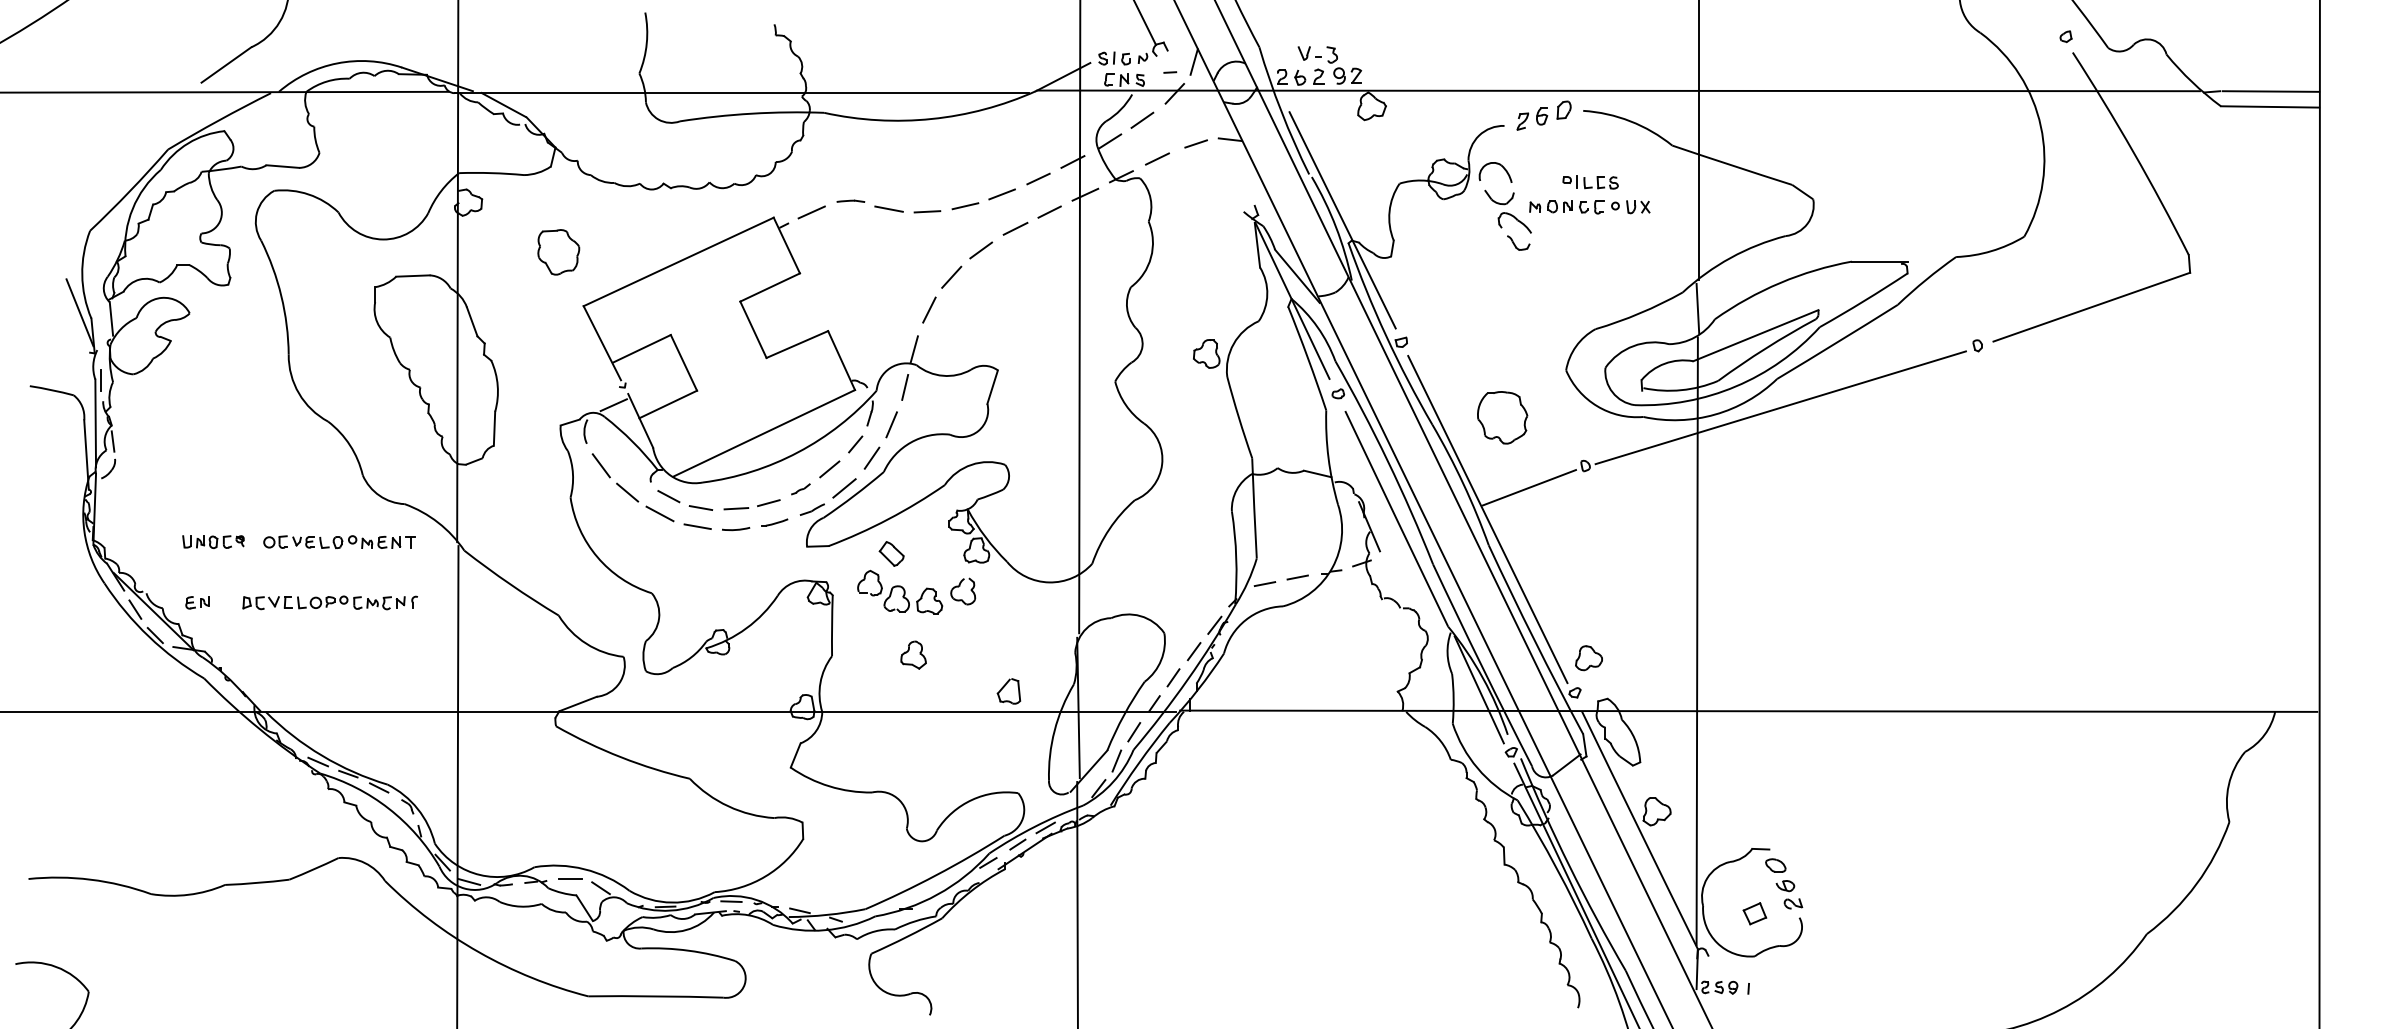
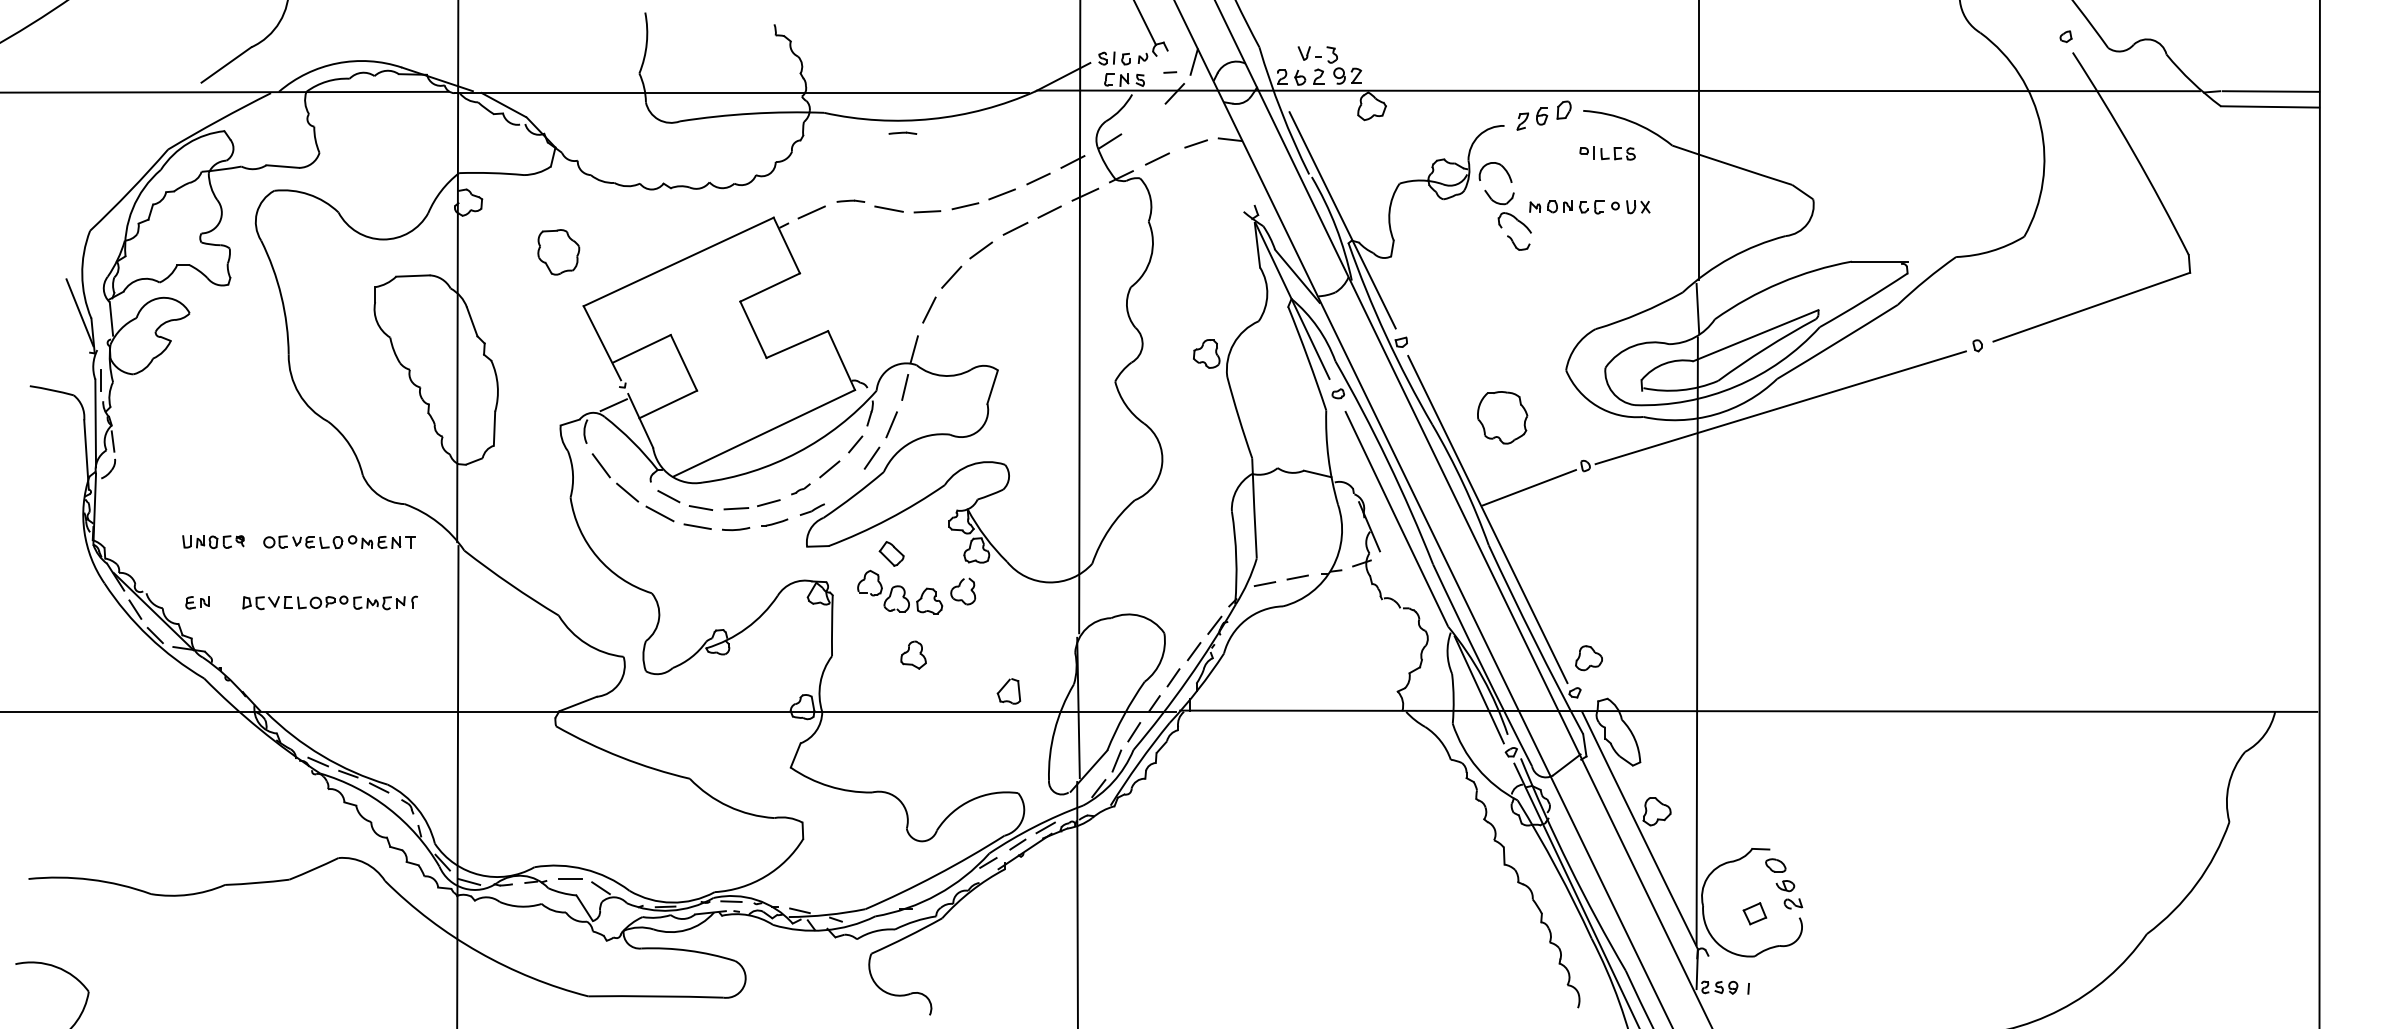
line: present -> none (1142, 119)
line: none -> present (902, 132)
part position: (1590, 182) -> (1607, 153) (1607, 153)
line: present -> none (844, 488)
